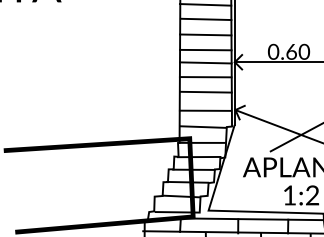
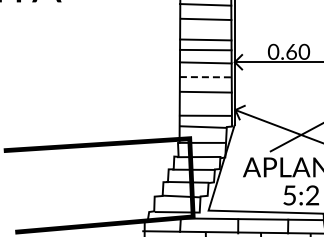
line position: (205, 34) -> (205, 39) (205, 39)
line: solid -> dashed (205, 77)
line position: (204, 110) -> (204, 115) (204, 115)
text: 1:2 -> 5:2 (289, 195)
